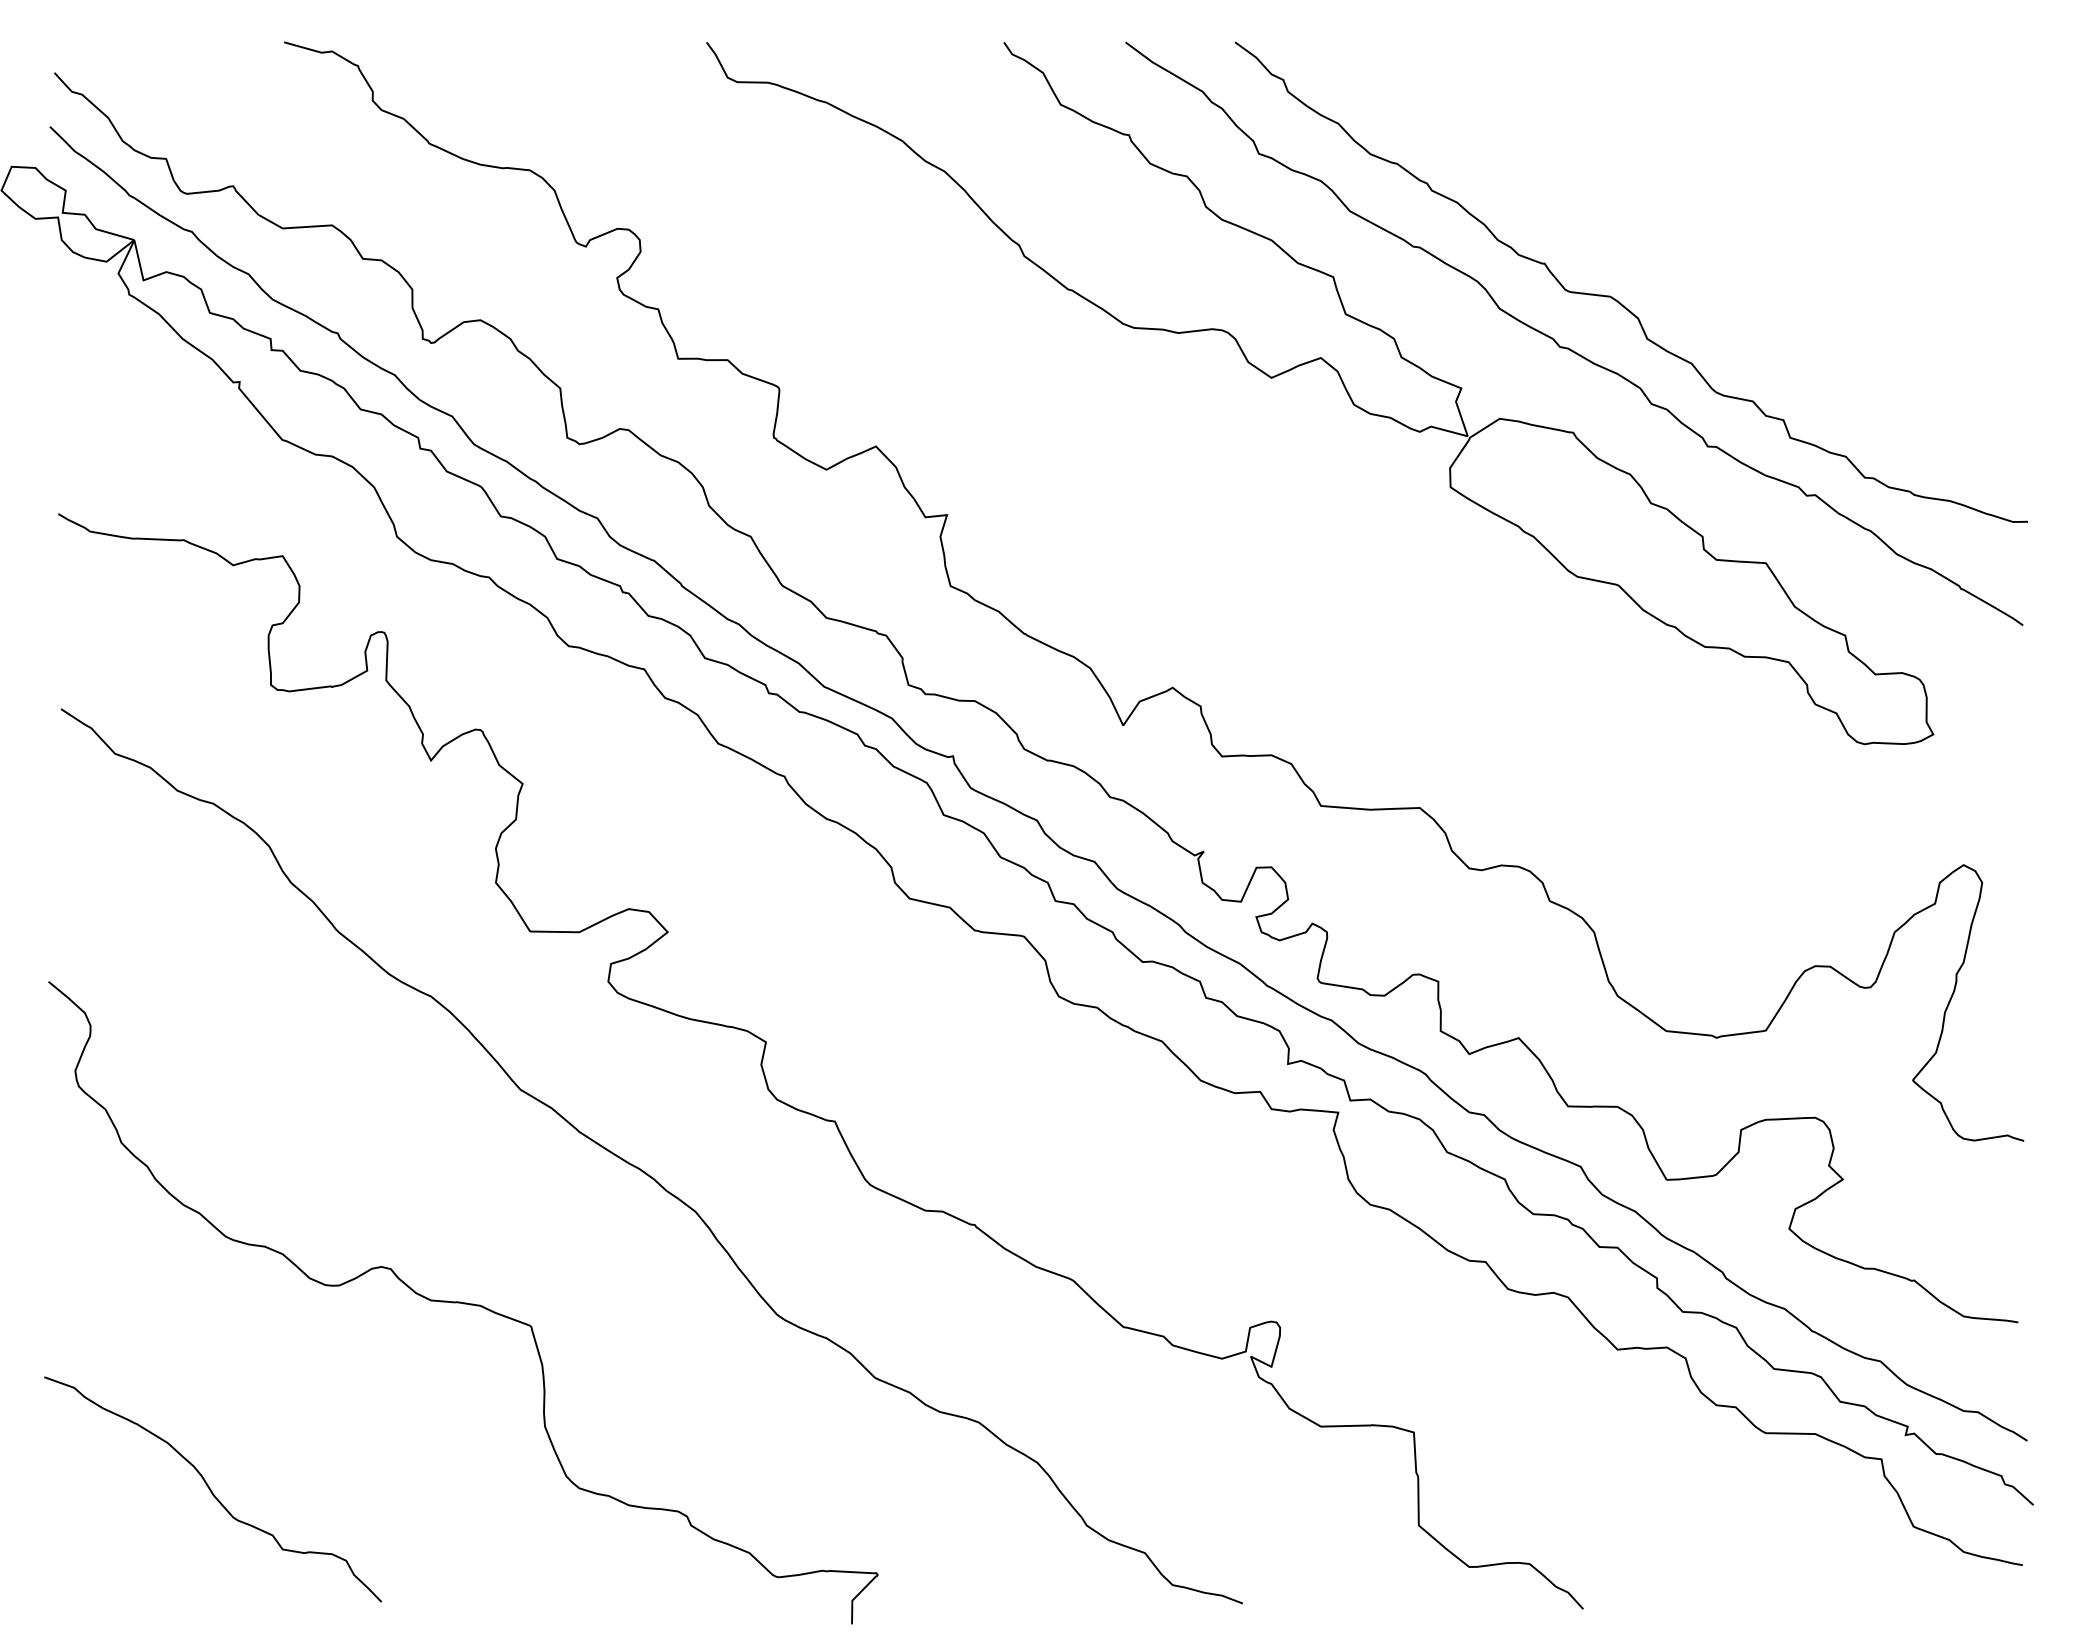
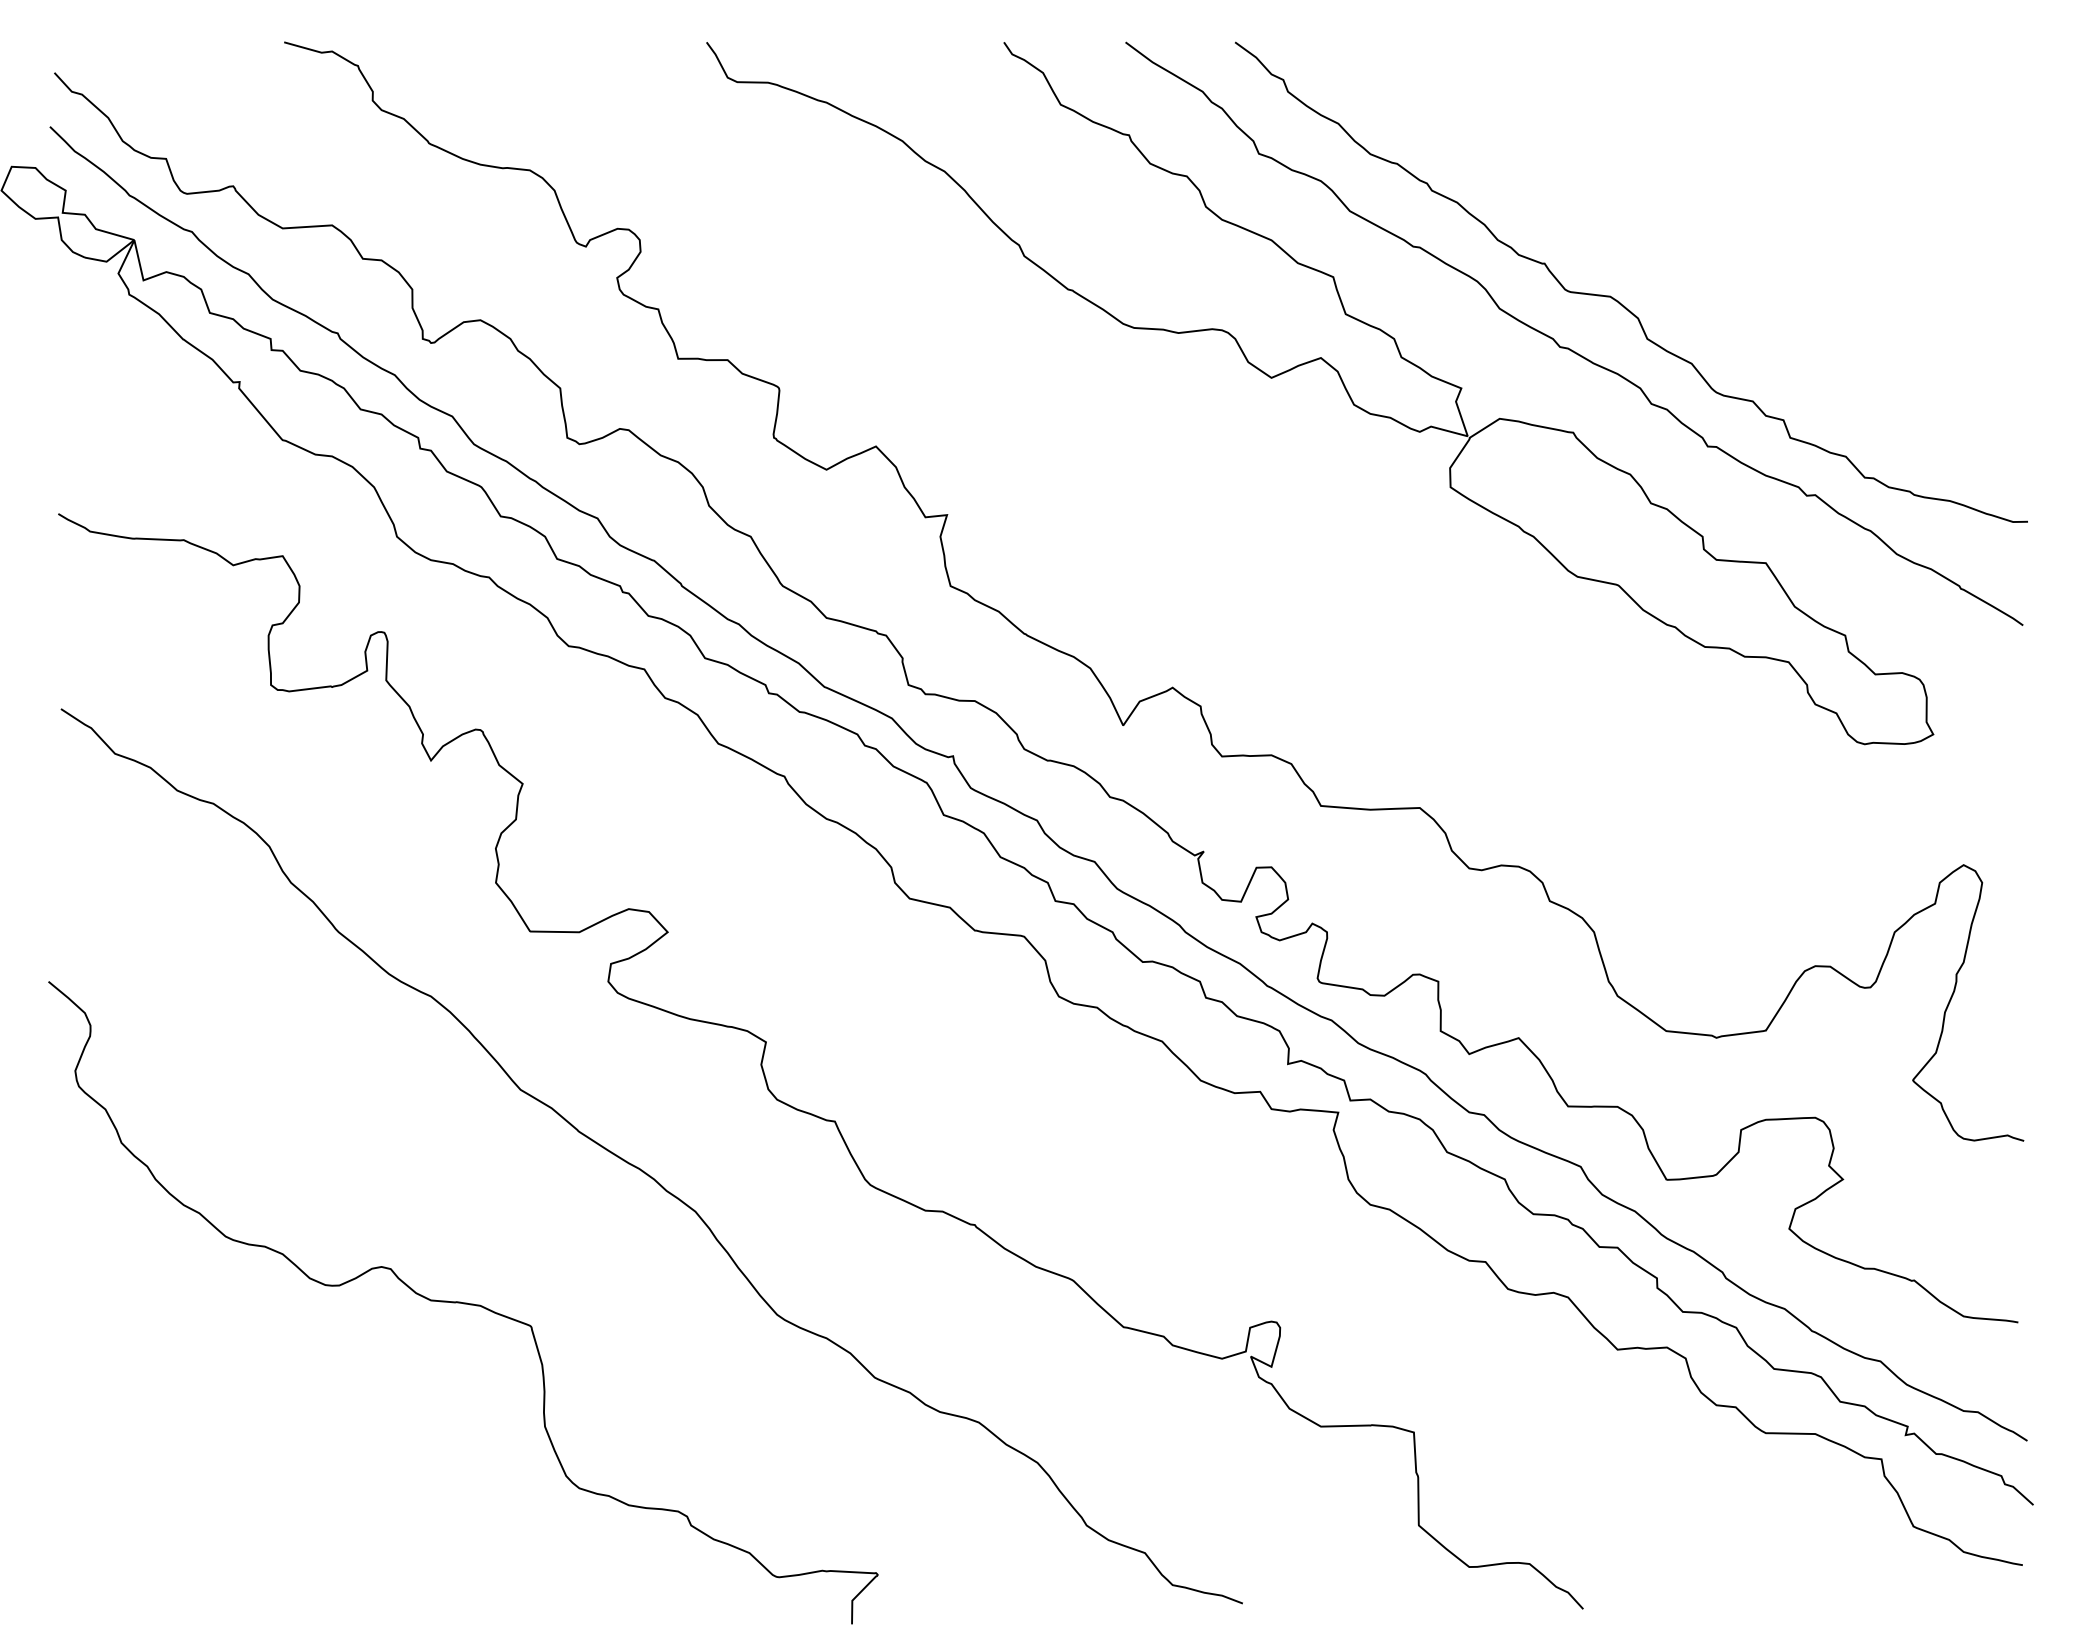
curve: present -> none (211, 1489)
